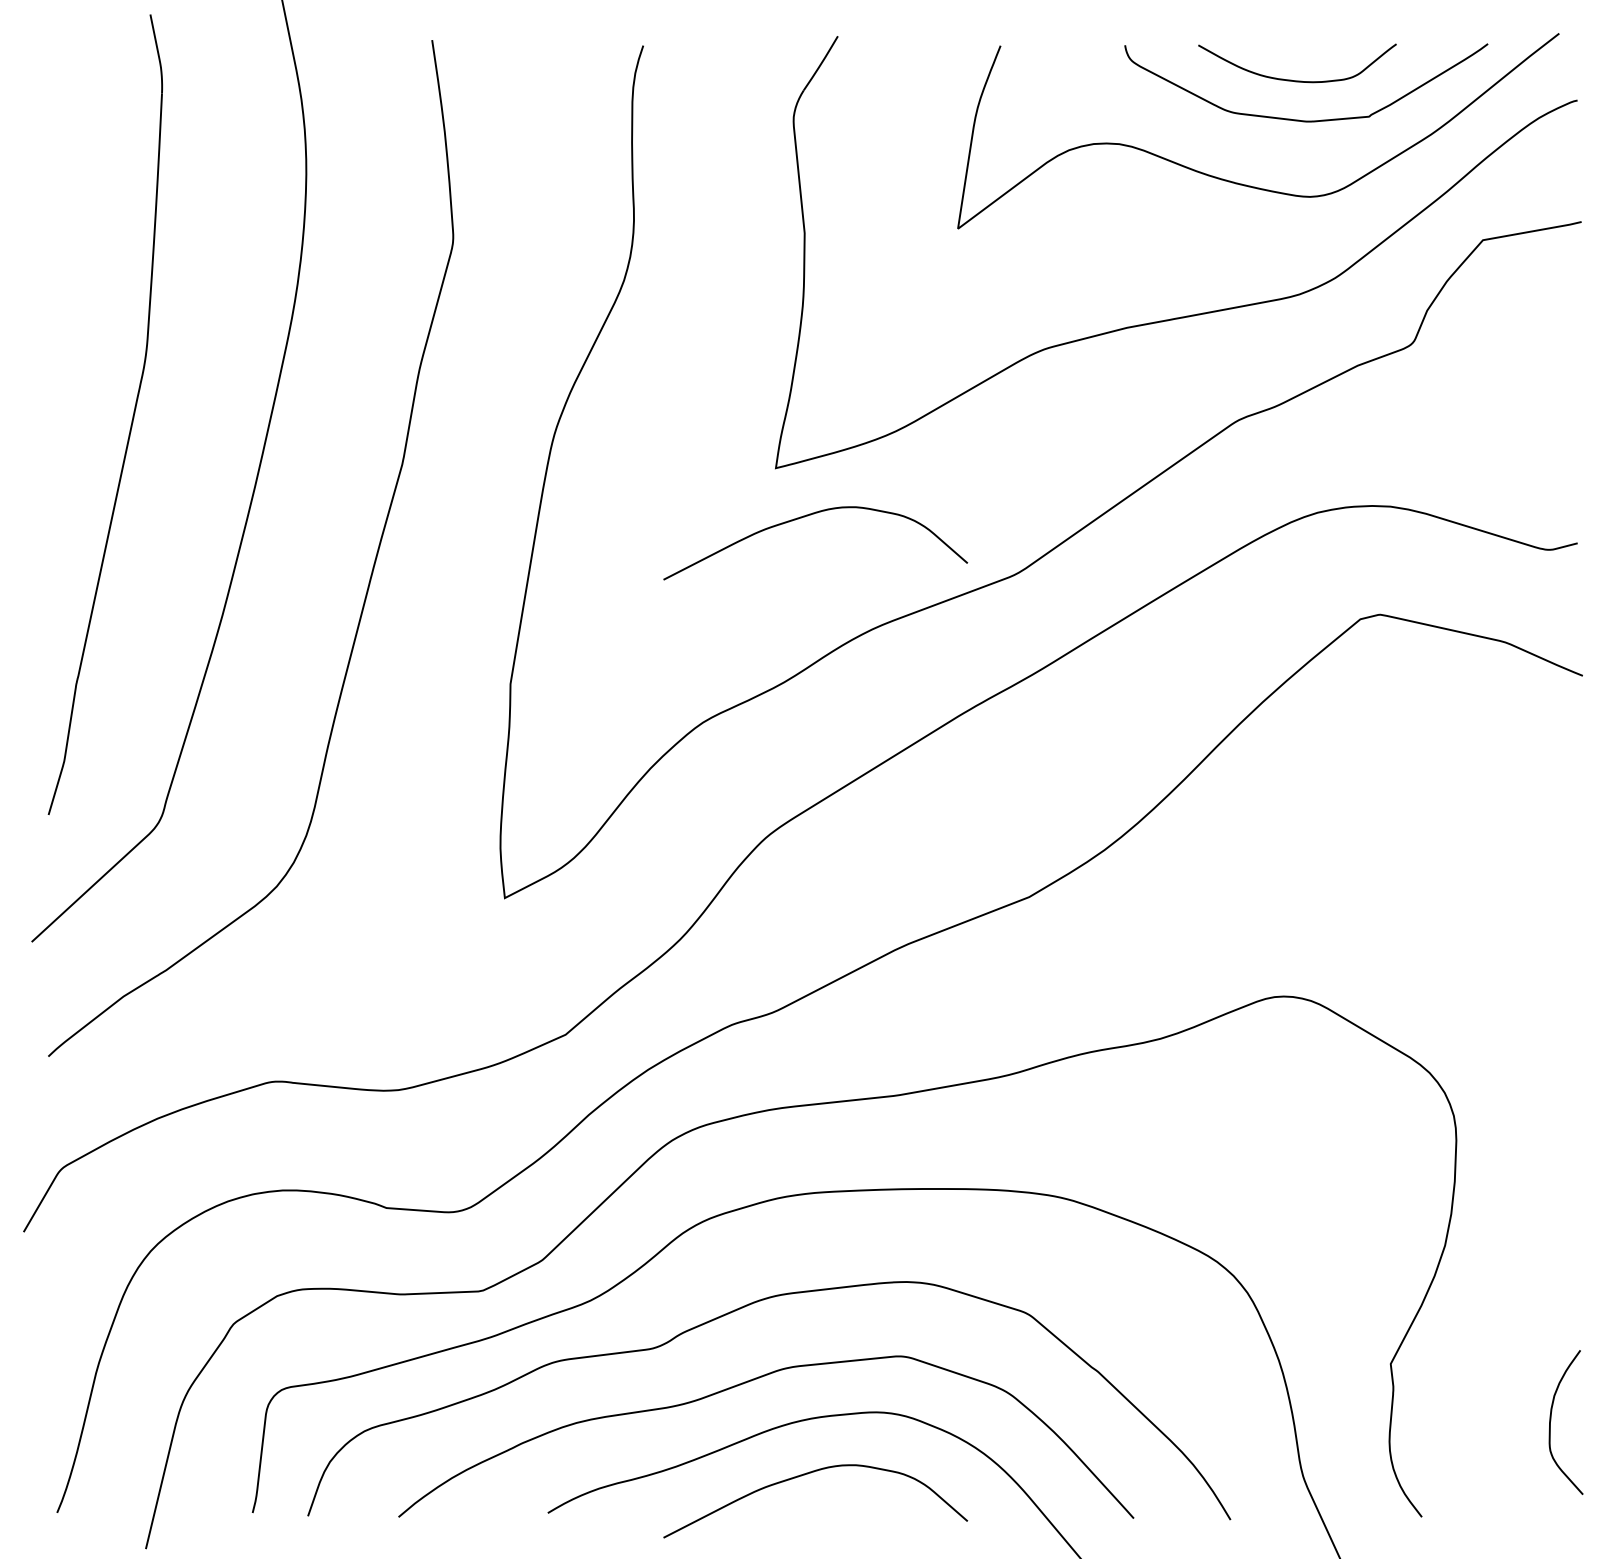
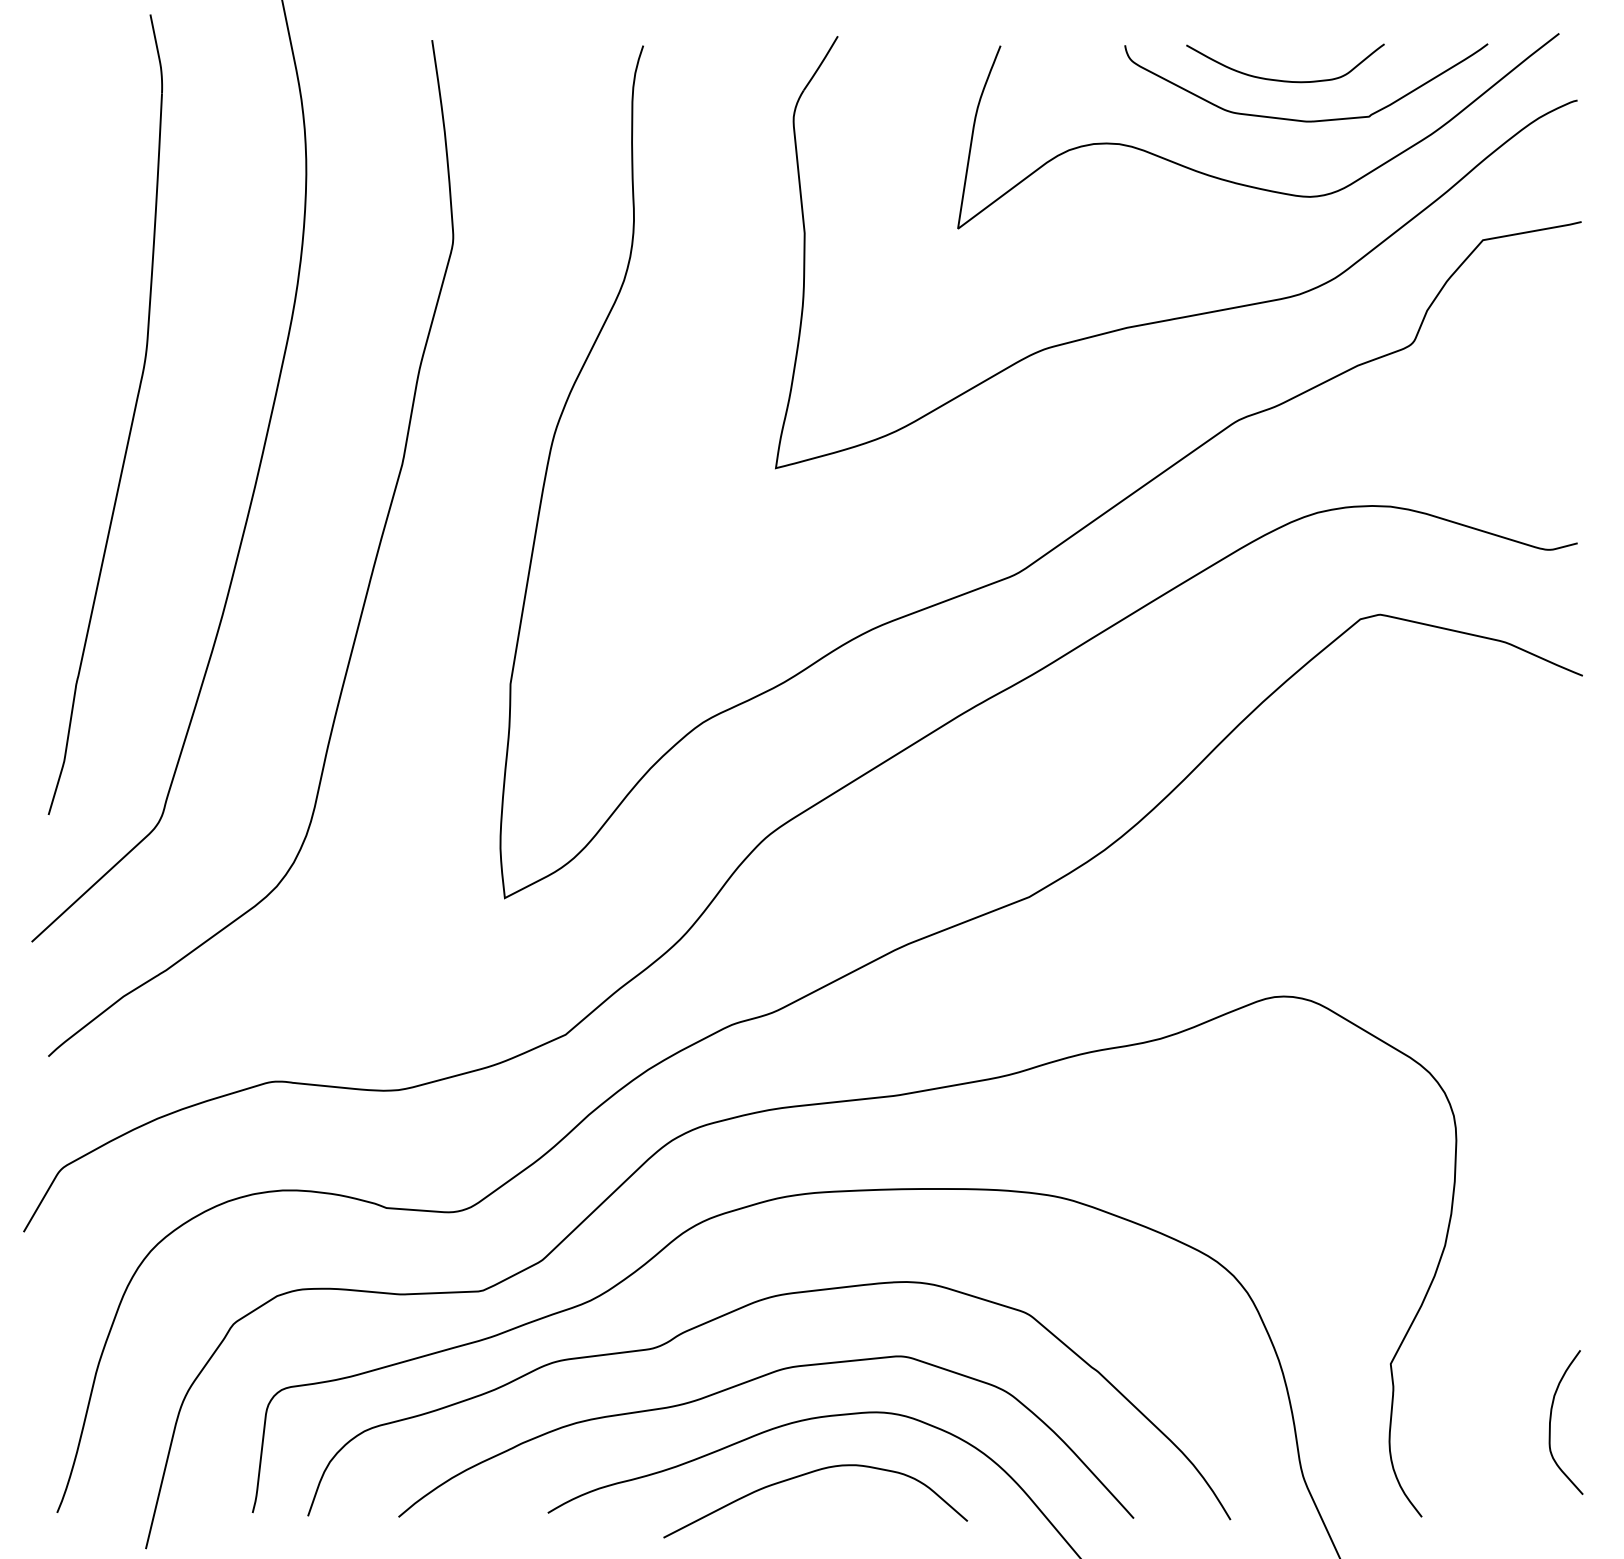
curve position: (1297, 80) -> (1285, 80) (1285, 80)
curve: present -> none (807, 516)
